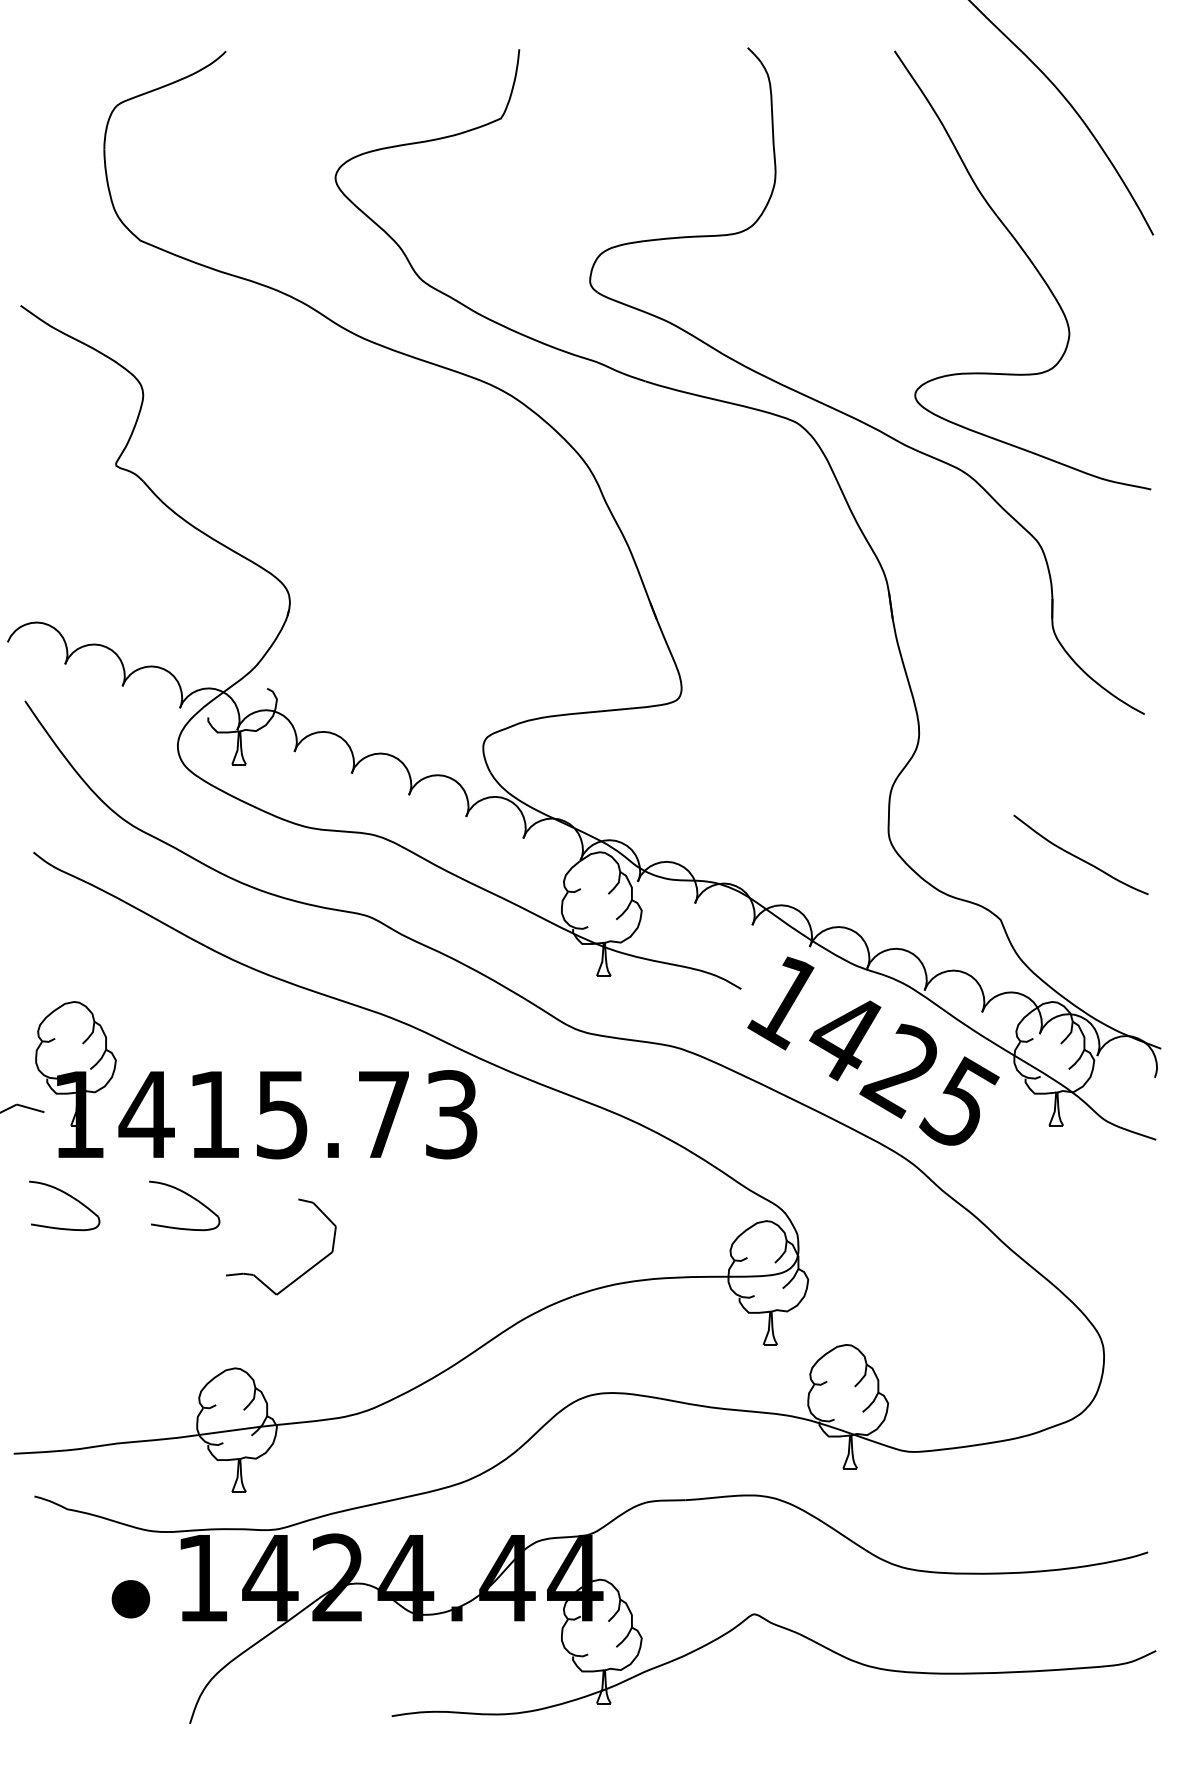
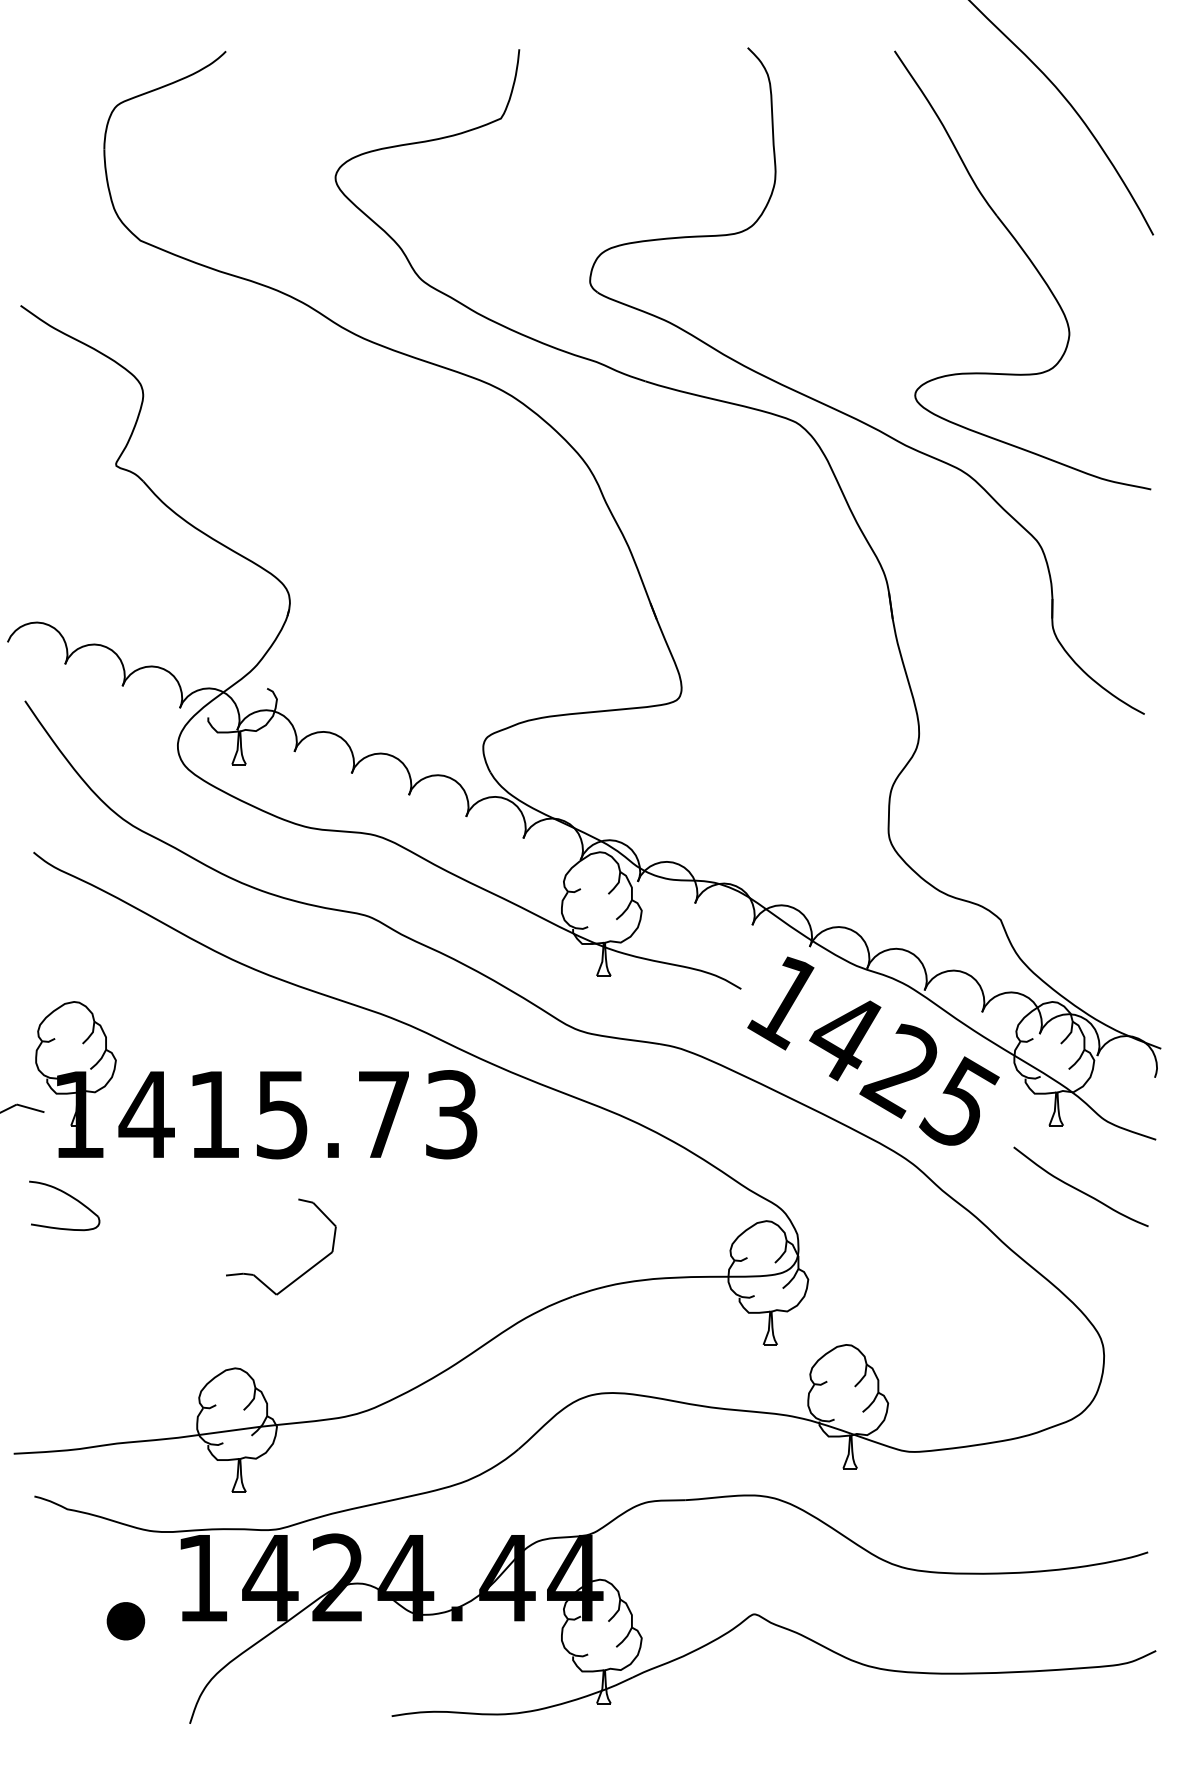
curve position: (1079, 857) -> (1079, 1189) (1079, 1189)
part: present -> none (190, 1197)
part position: (130, 1599) -> (125, 1621) (125, 1621)
